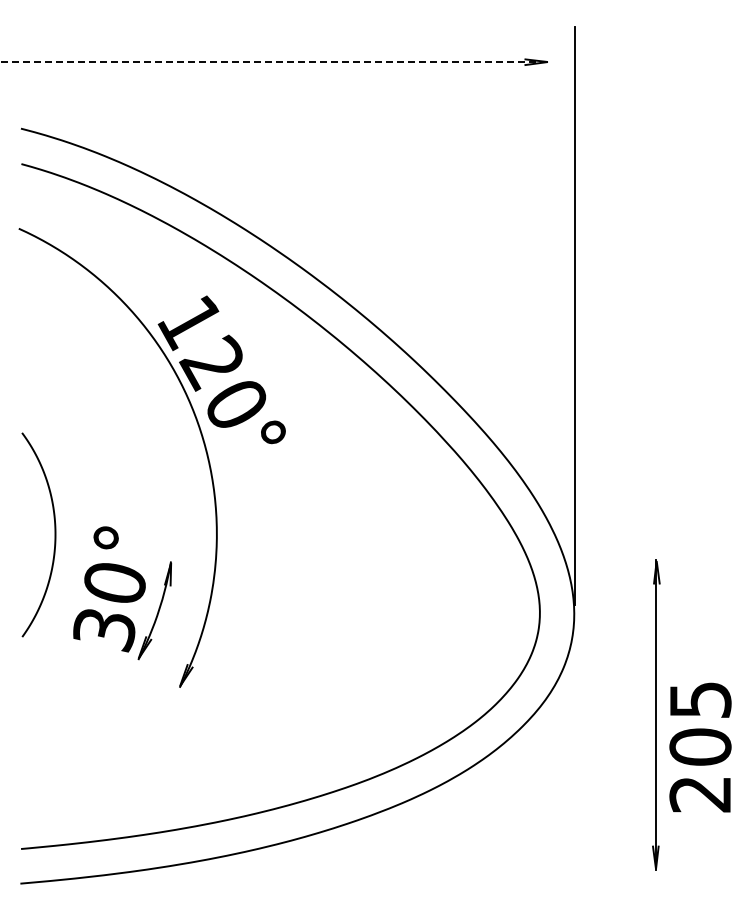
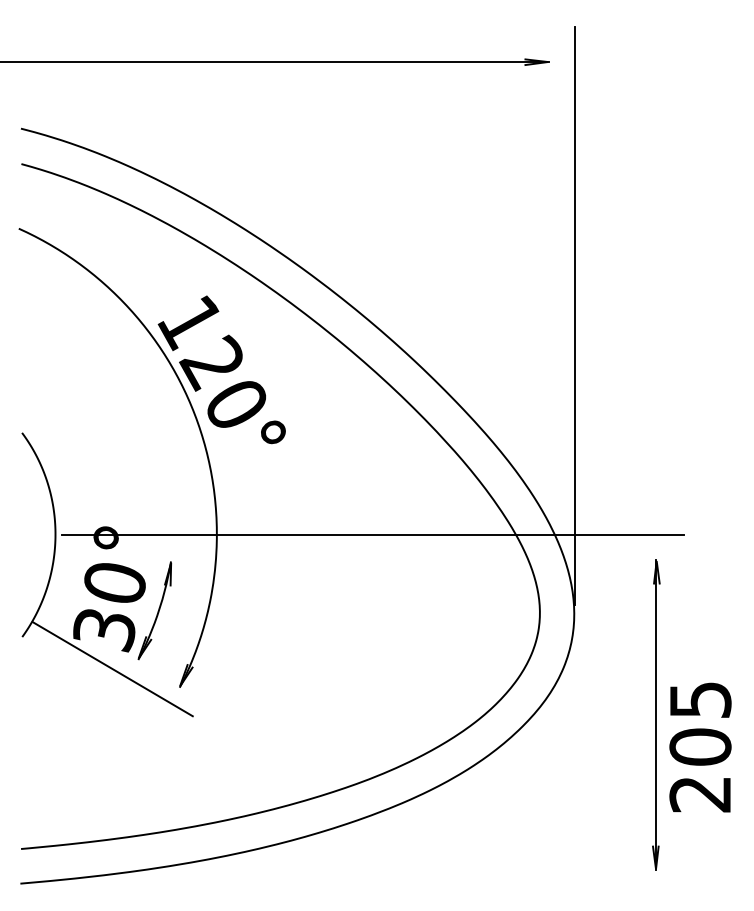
line: dashed -> solid (275, 61)
line: none -> present (372, 535)
line: none -> present (112, 669)
